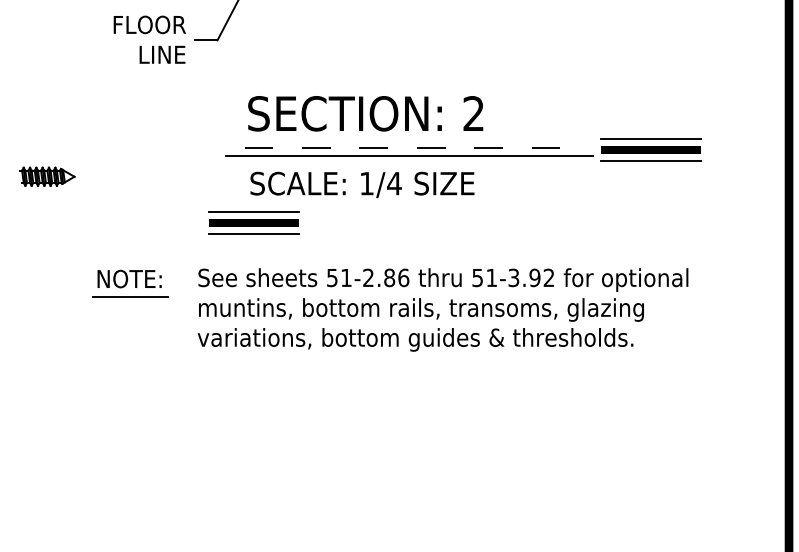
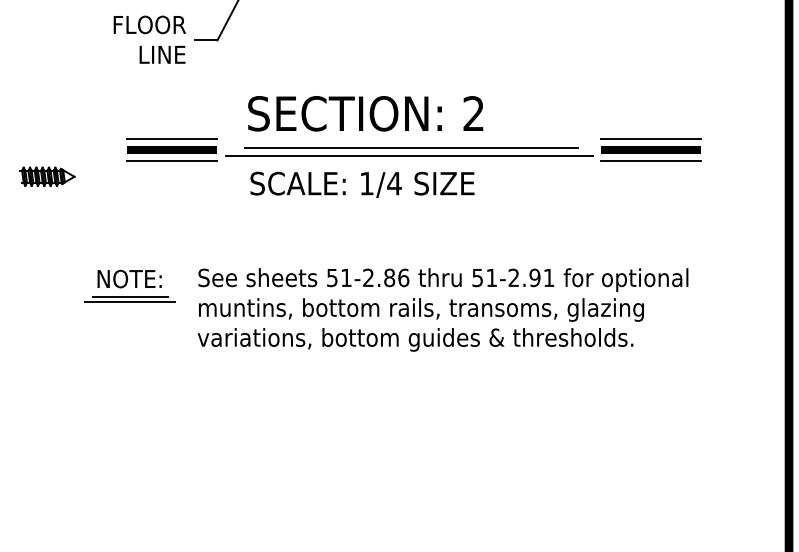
line: dashed -> solid (411, 147)
part position: (253, 222) -> (171, 149) (171, 149)
text: 51-3.92 -> 51-2.91 (531, 277)
line: none -> present (130, 302)
